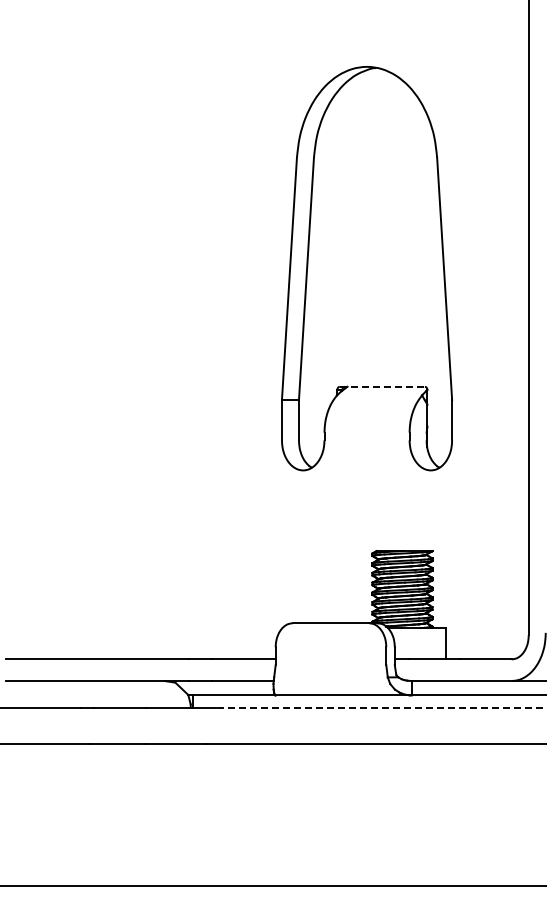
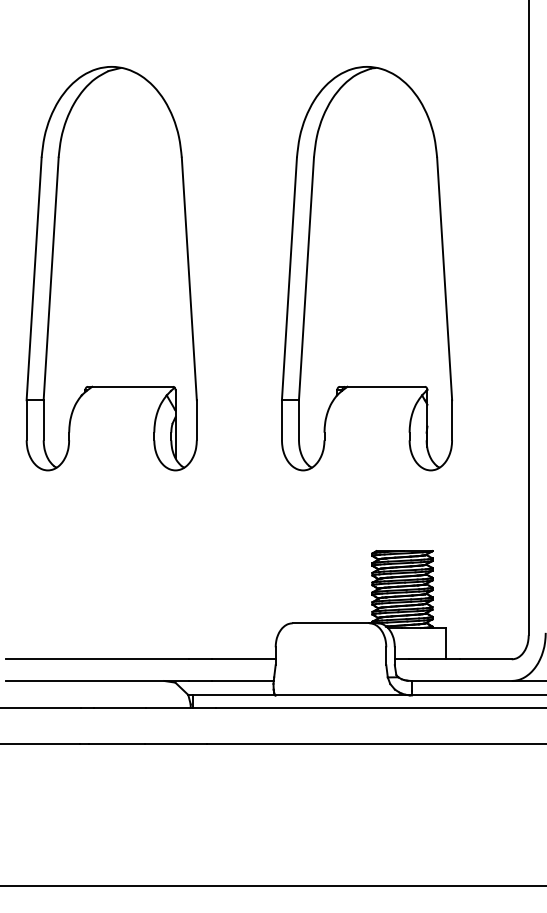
part: none -> present (111, 268)
line: dashed -> solid (382, 386)
line: dashed -> solid (380, 707)
